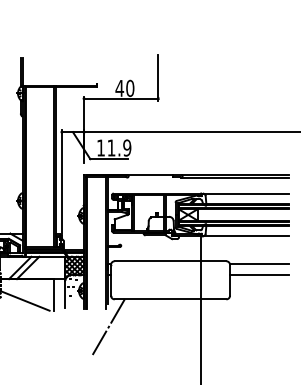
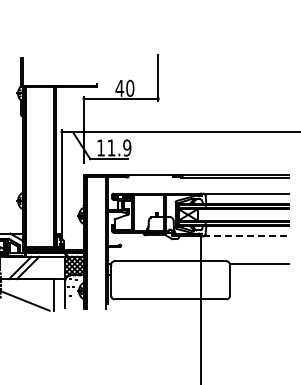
line: solid -> dashed (246, 236)
line: present -> none (259, 275)
line: present -> none (108, 327)
